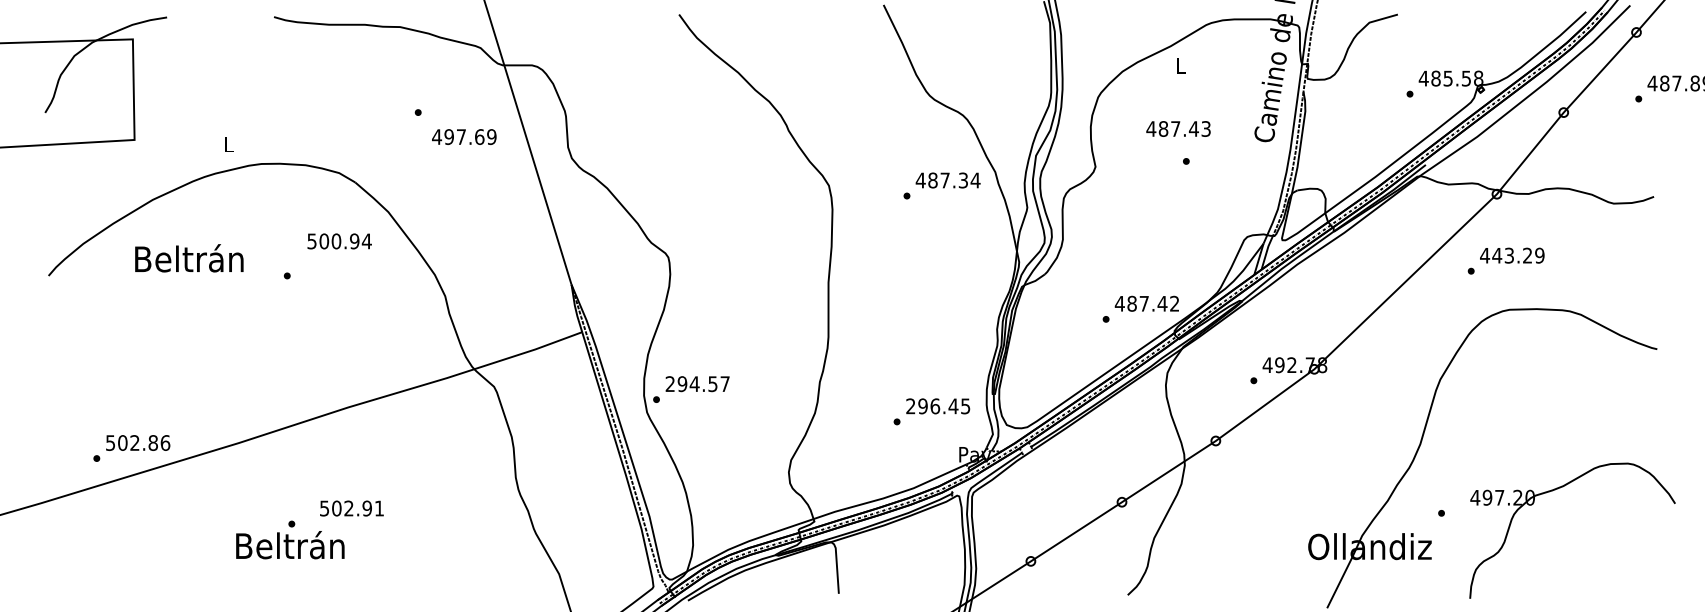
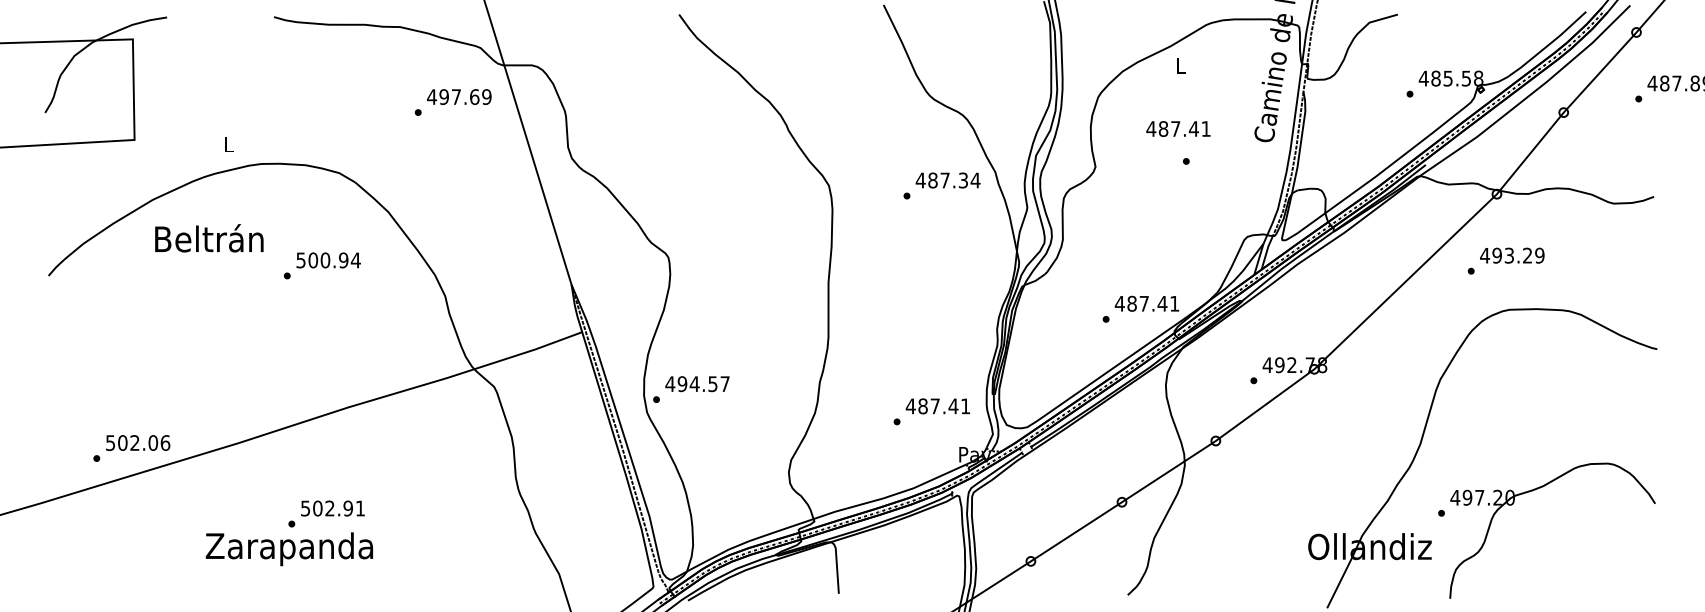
text: 487.43 -> 487.41 (1205, 128)
text position: (464, 136) -> (459, 96) (459, 96)
text position: (339, 241) -> (328, 260) (328, 260)
text: 443.29 -> 493.29 (1497, 255)
text position: (189, 258) -> (209, 238) (209, 238)
text: 487.42 -> 487.41 (1174, 303)
text: 294.57 -> 494.57 (670, 383)
text: 296.45 -> 487.41 (937, 406)
text: 502.86 -> 502.06 (153, 442)
part position: (1555, 490) -> (1535, 490) (1535, 490)
text position: (351, 508) -> (332, 508) (332, 508)
text: Beltrán -> Zarapanda (289, 548)
